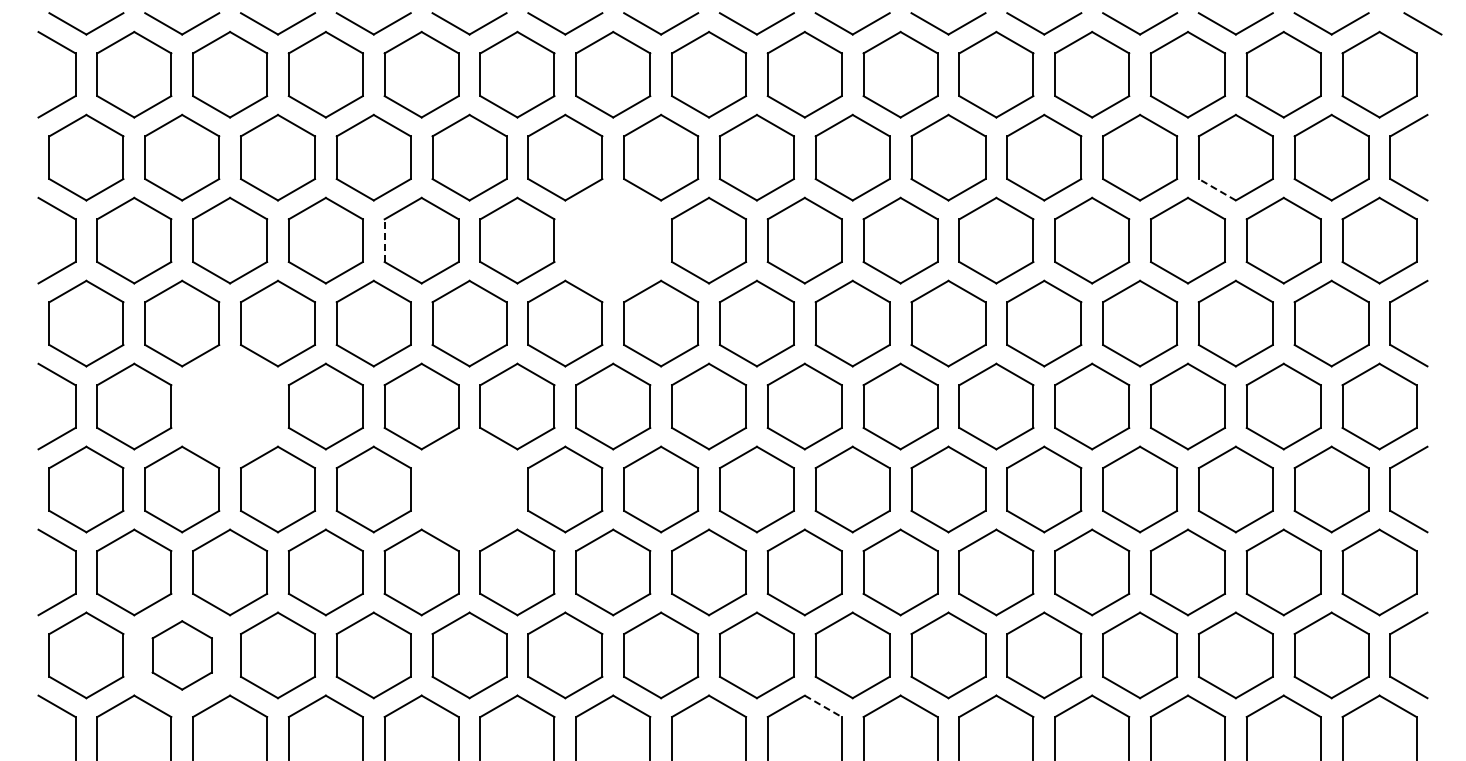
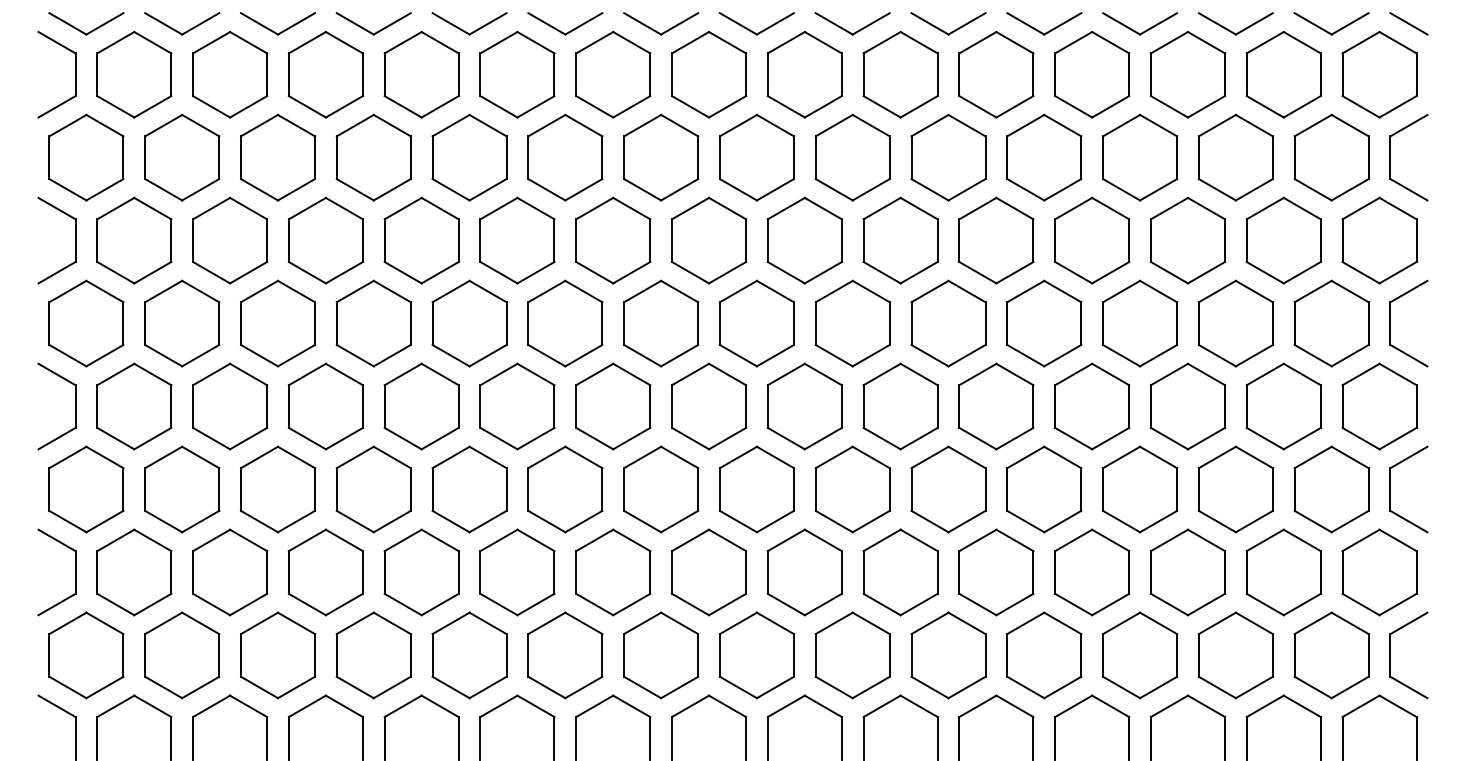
line position: (1422, 23) -> (1408, 23) (1408, 23)
line: dashed -> solid (1216, 189)
line: dashed -> solid (384, 240)
part: none -> present (613, 240)
part: none -> present (230, 406)
part: none -> present (469, 489)
part size: 62x71 px -> 77x89 px (182, 655)
line: dashed -> solid (823, 706)
